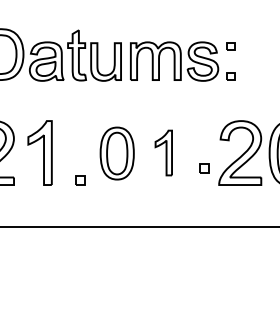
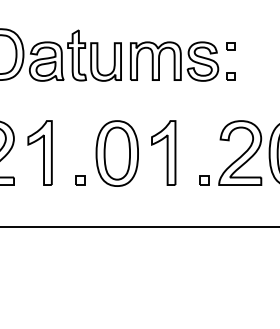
part size: 19x48 px -> 26x66 px (163, 152)
part size: 36x55 px -> 44x67 px (116, 153)
part position: (204, 168) -> (204, 180) (204, 180)
